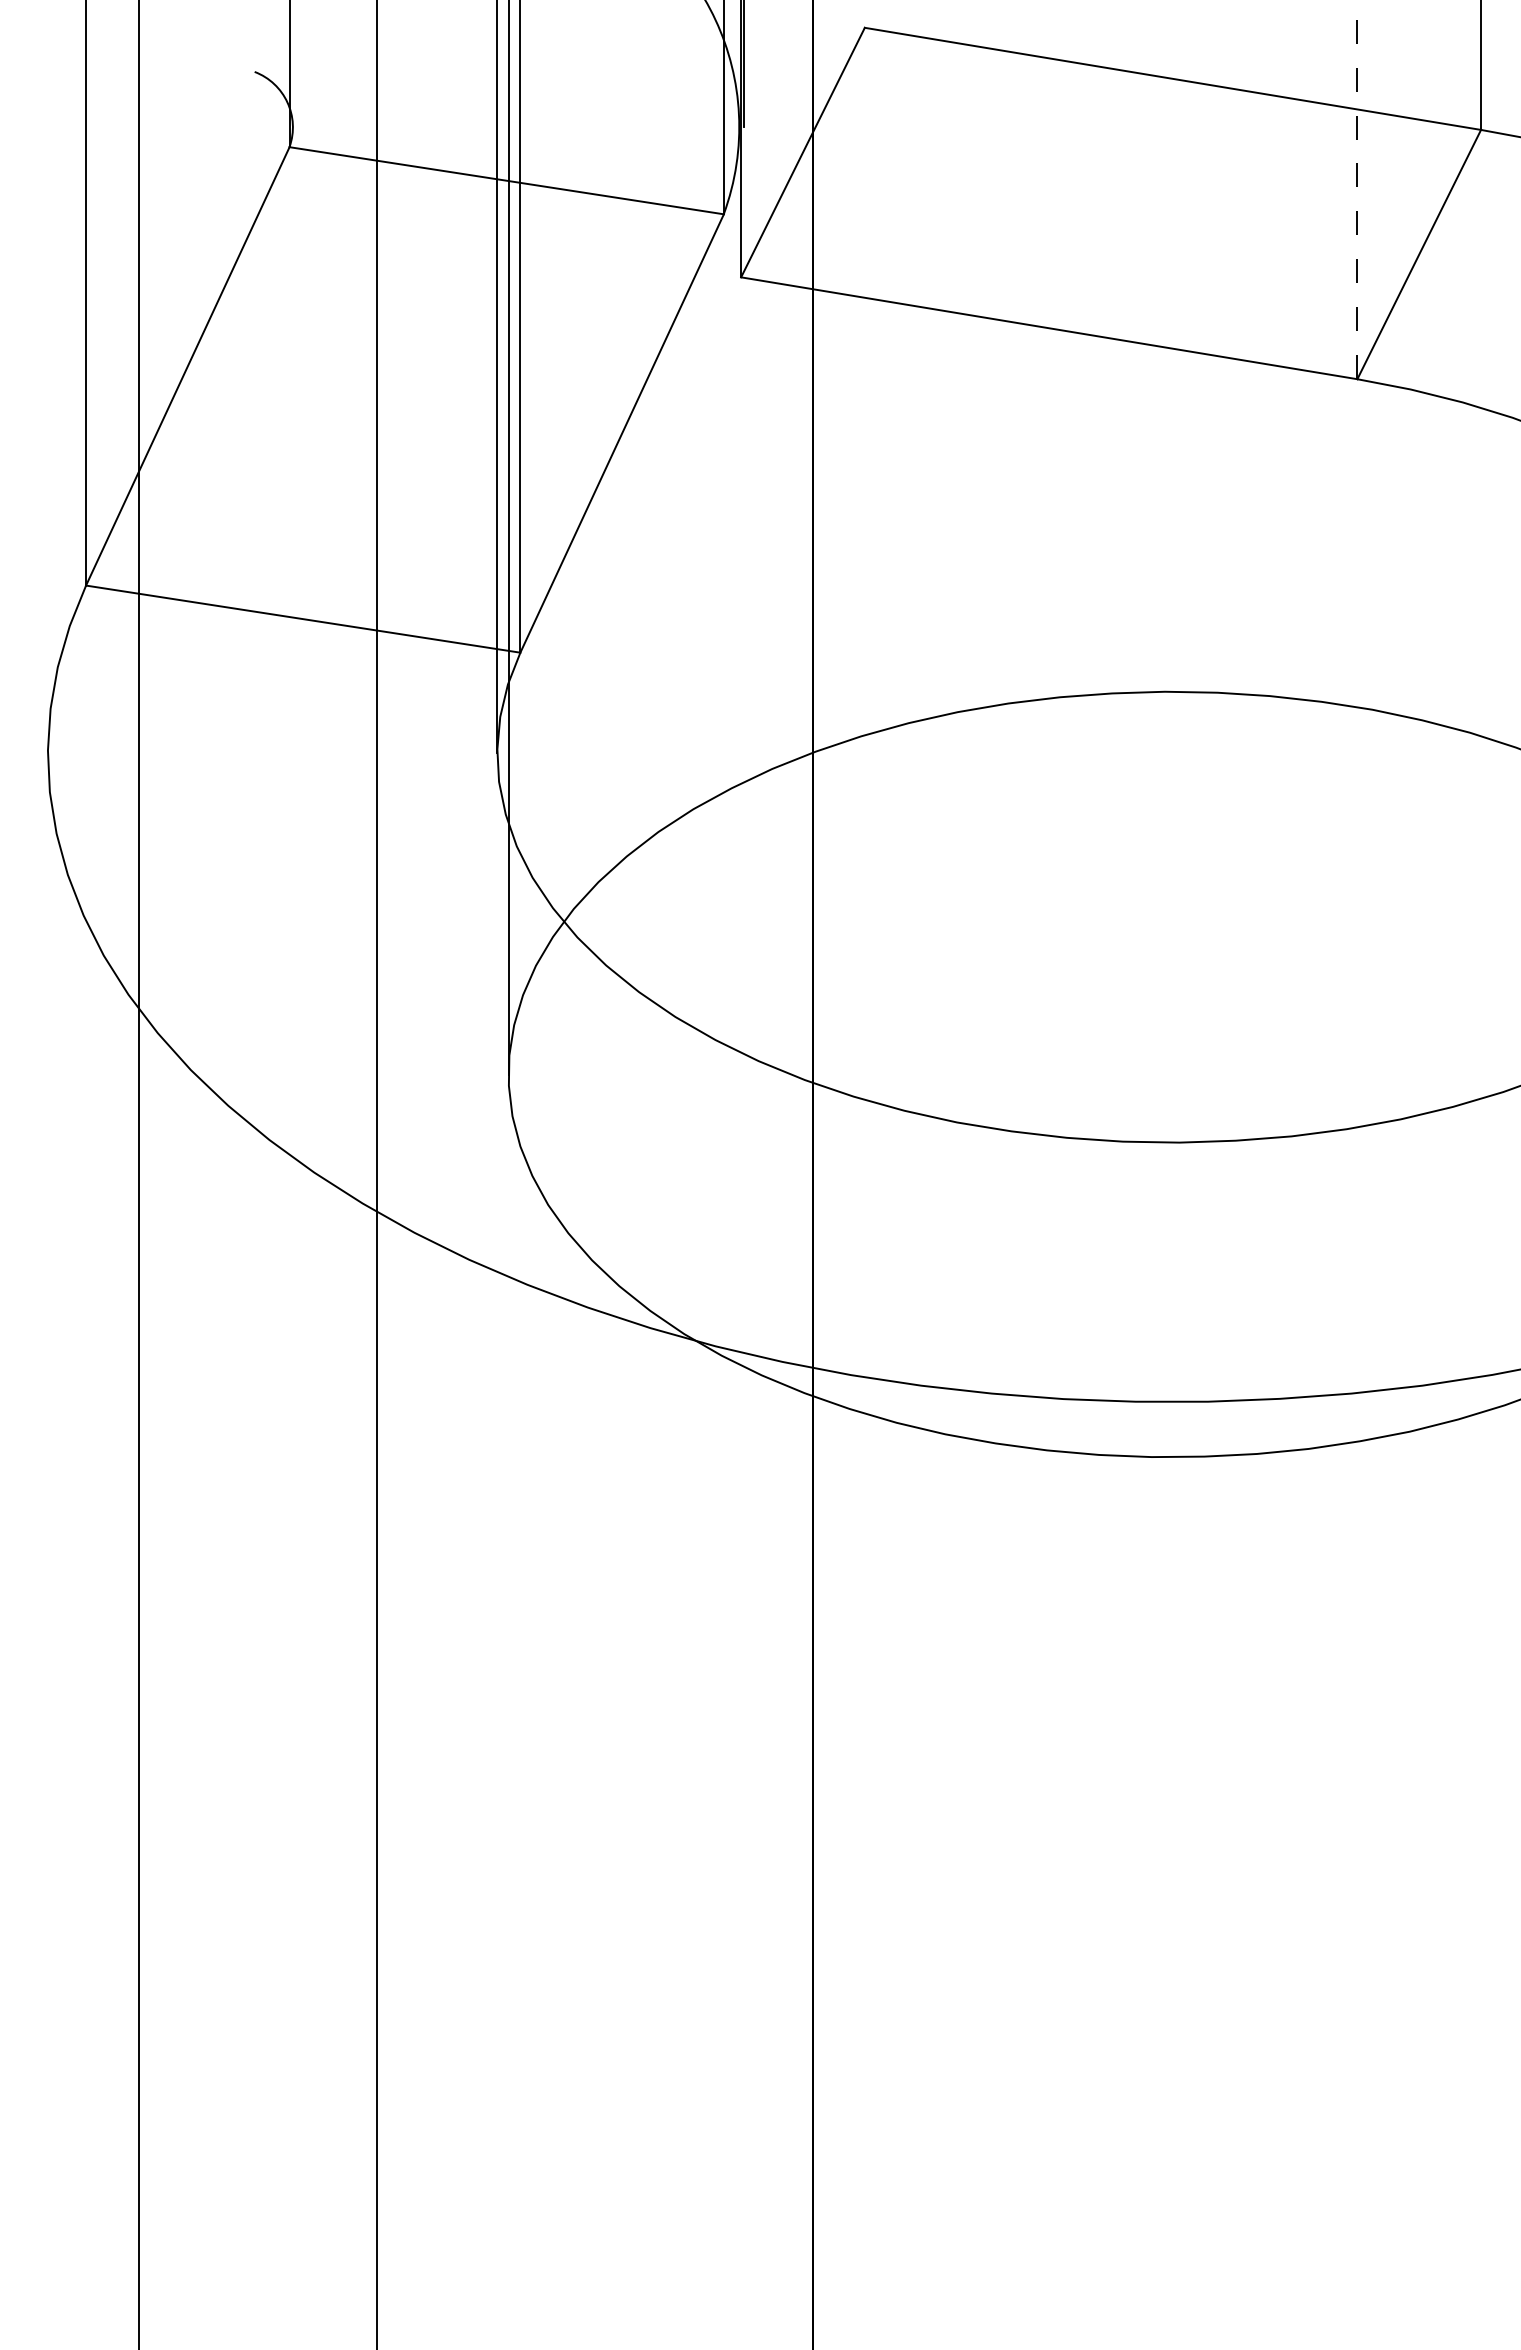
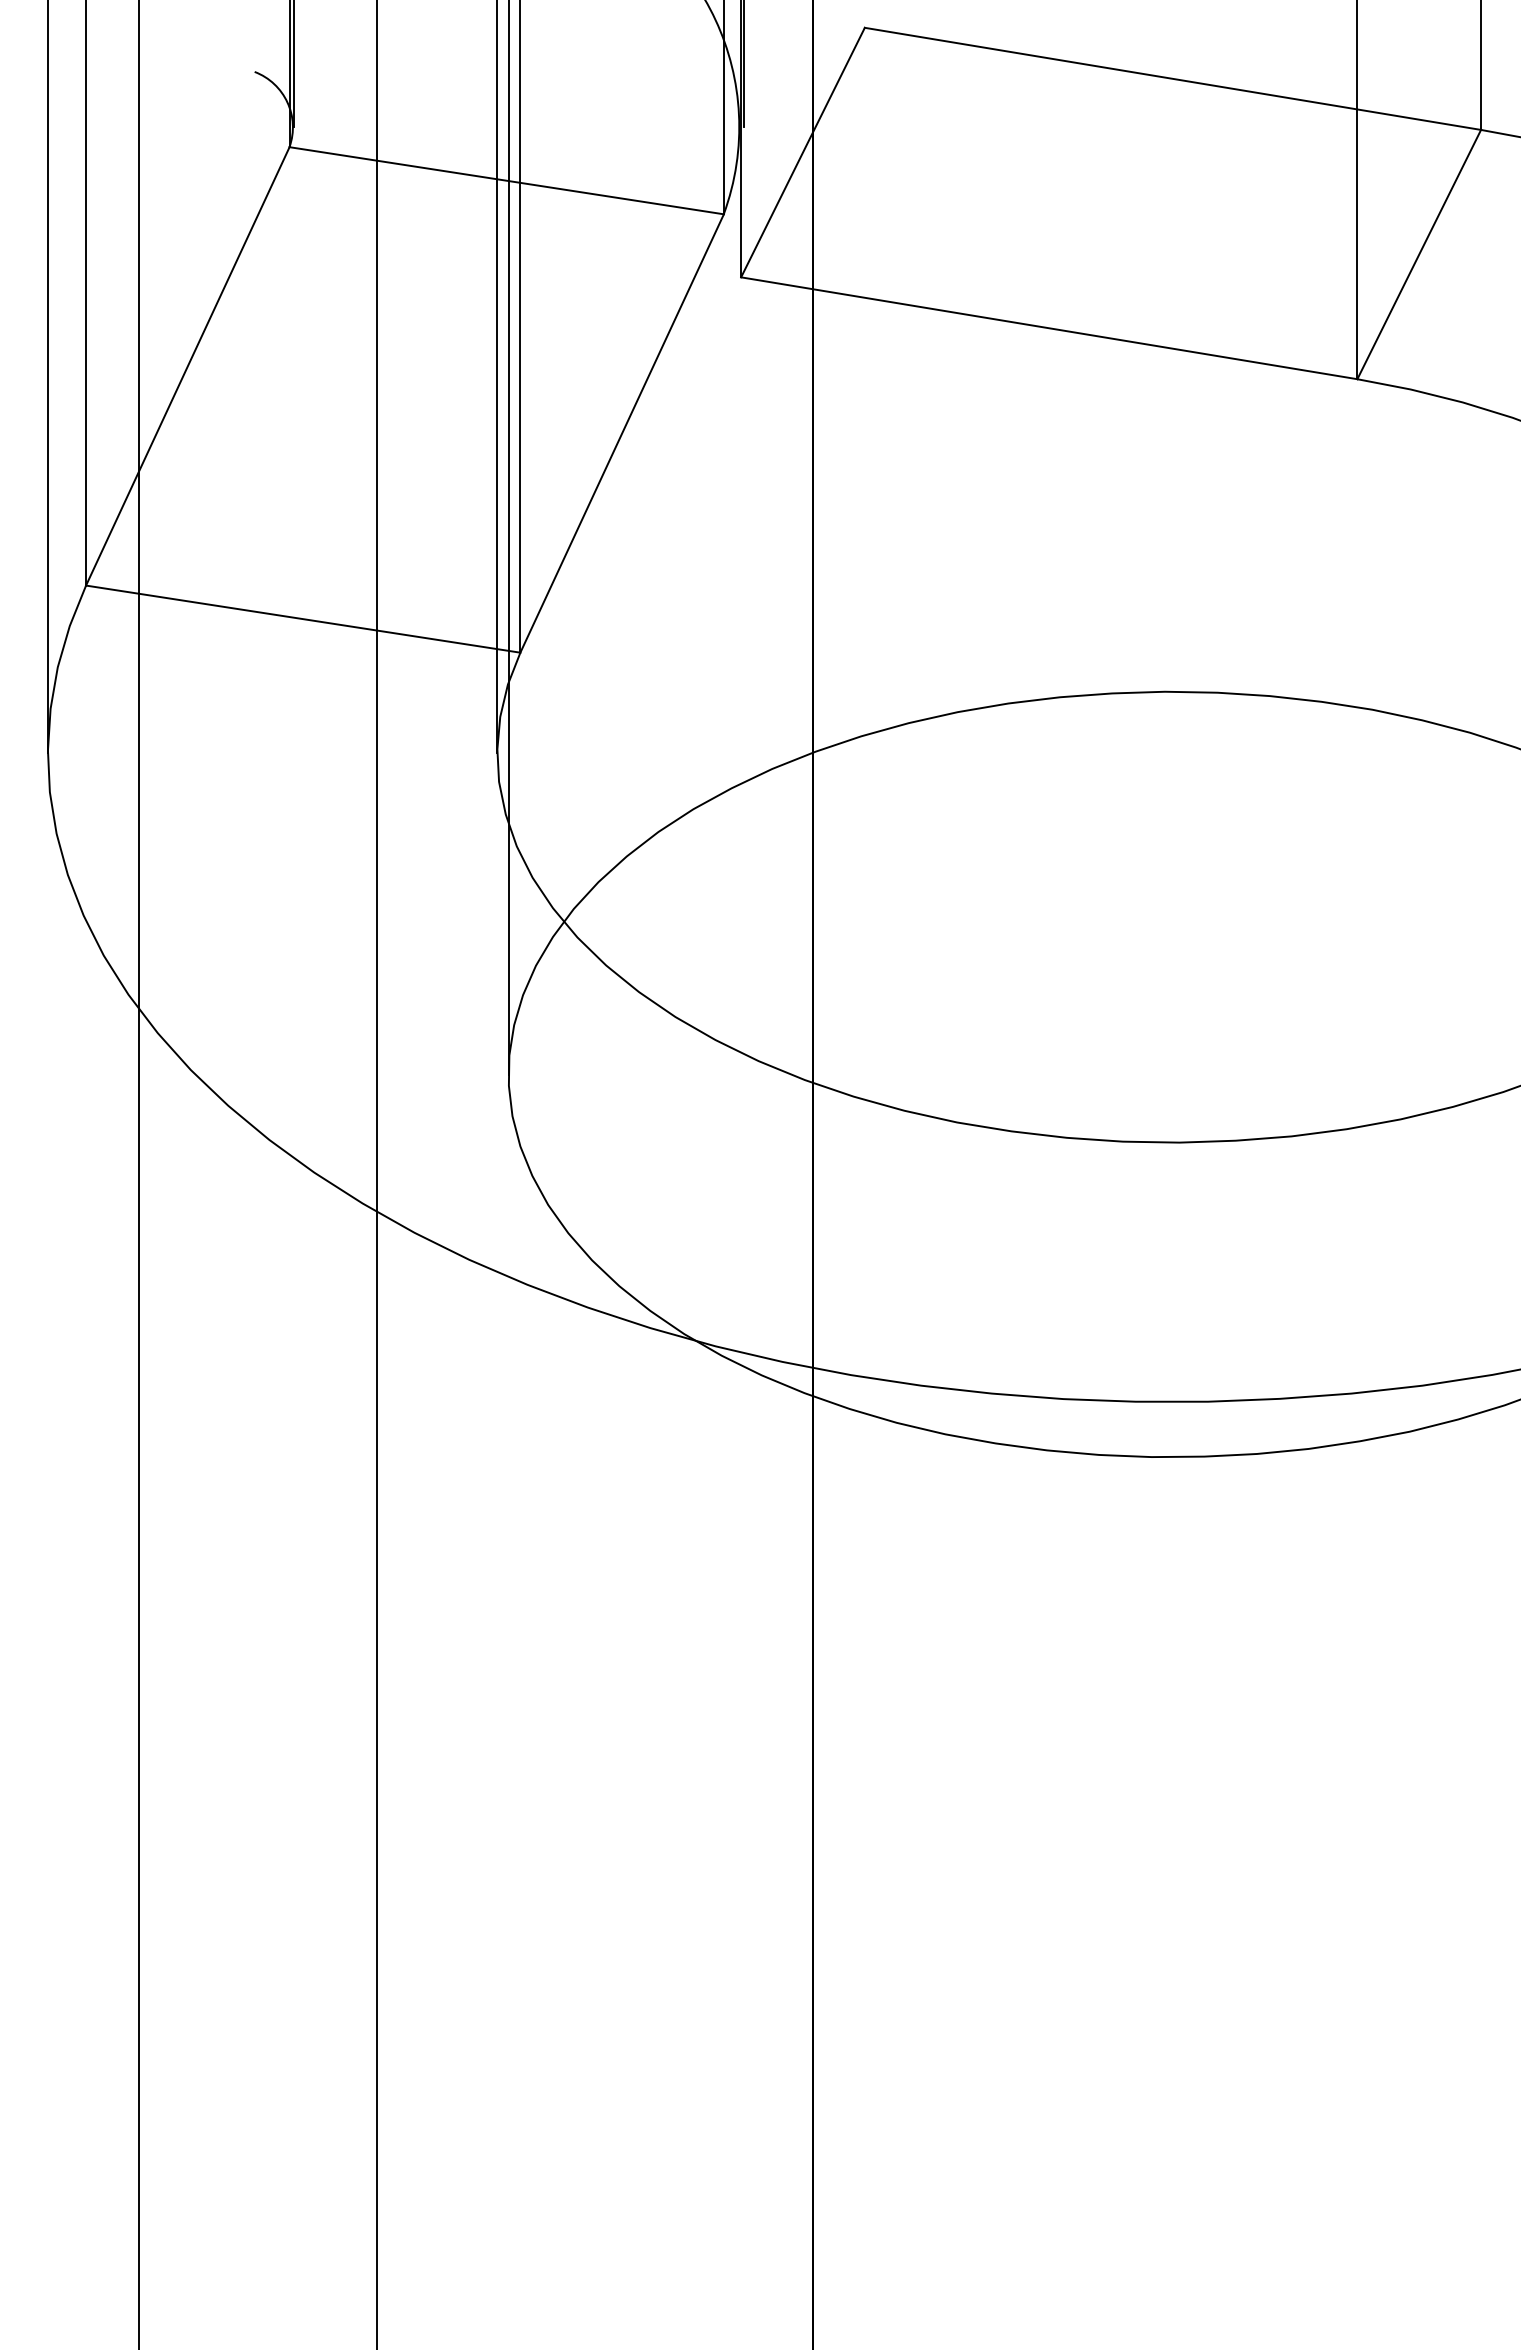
line: none -> present (294, 64)
line: dashed -> solid (1357, 189)
line: none -> present (47, 377)
